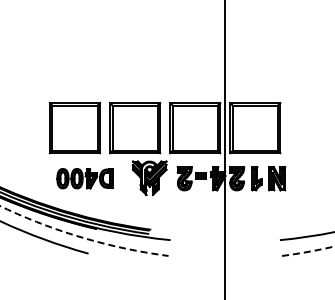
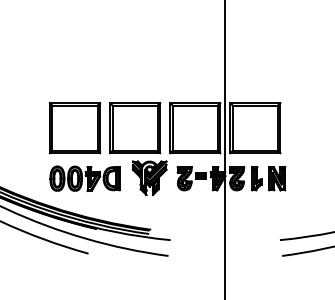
part size: 58x22 px -> 72x27 px (84, 178)
arc: dashed -> solid (84, 238)
arc: dashed -> solid (308, 251)
